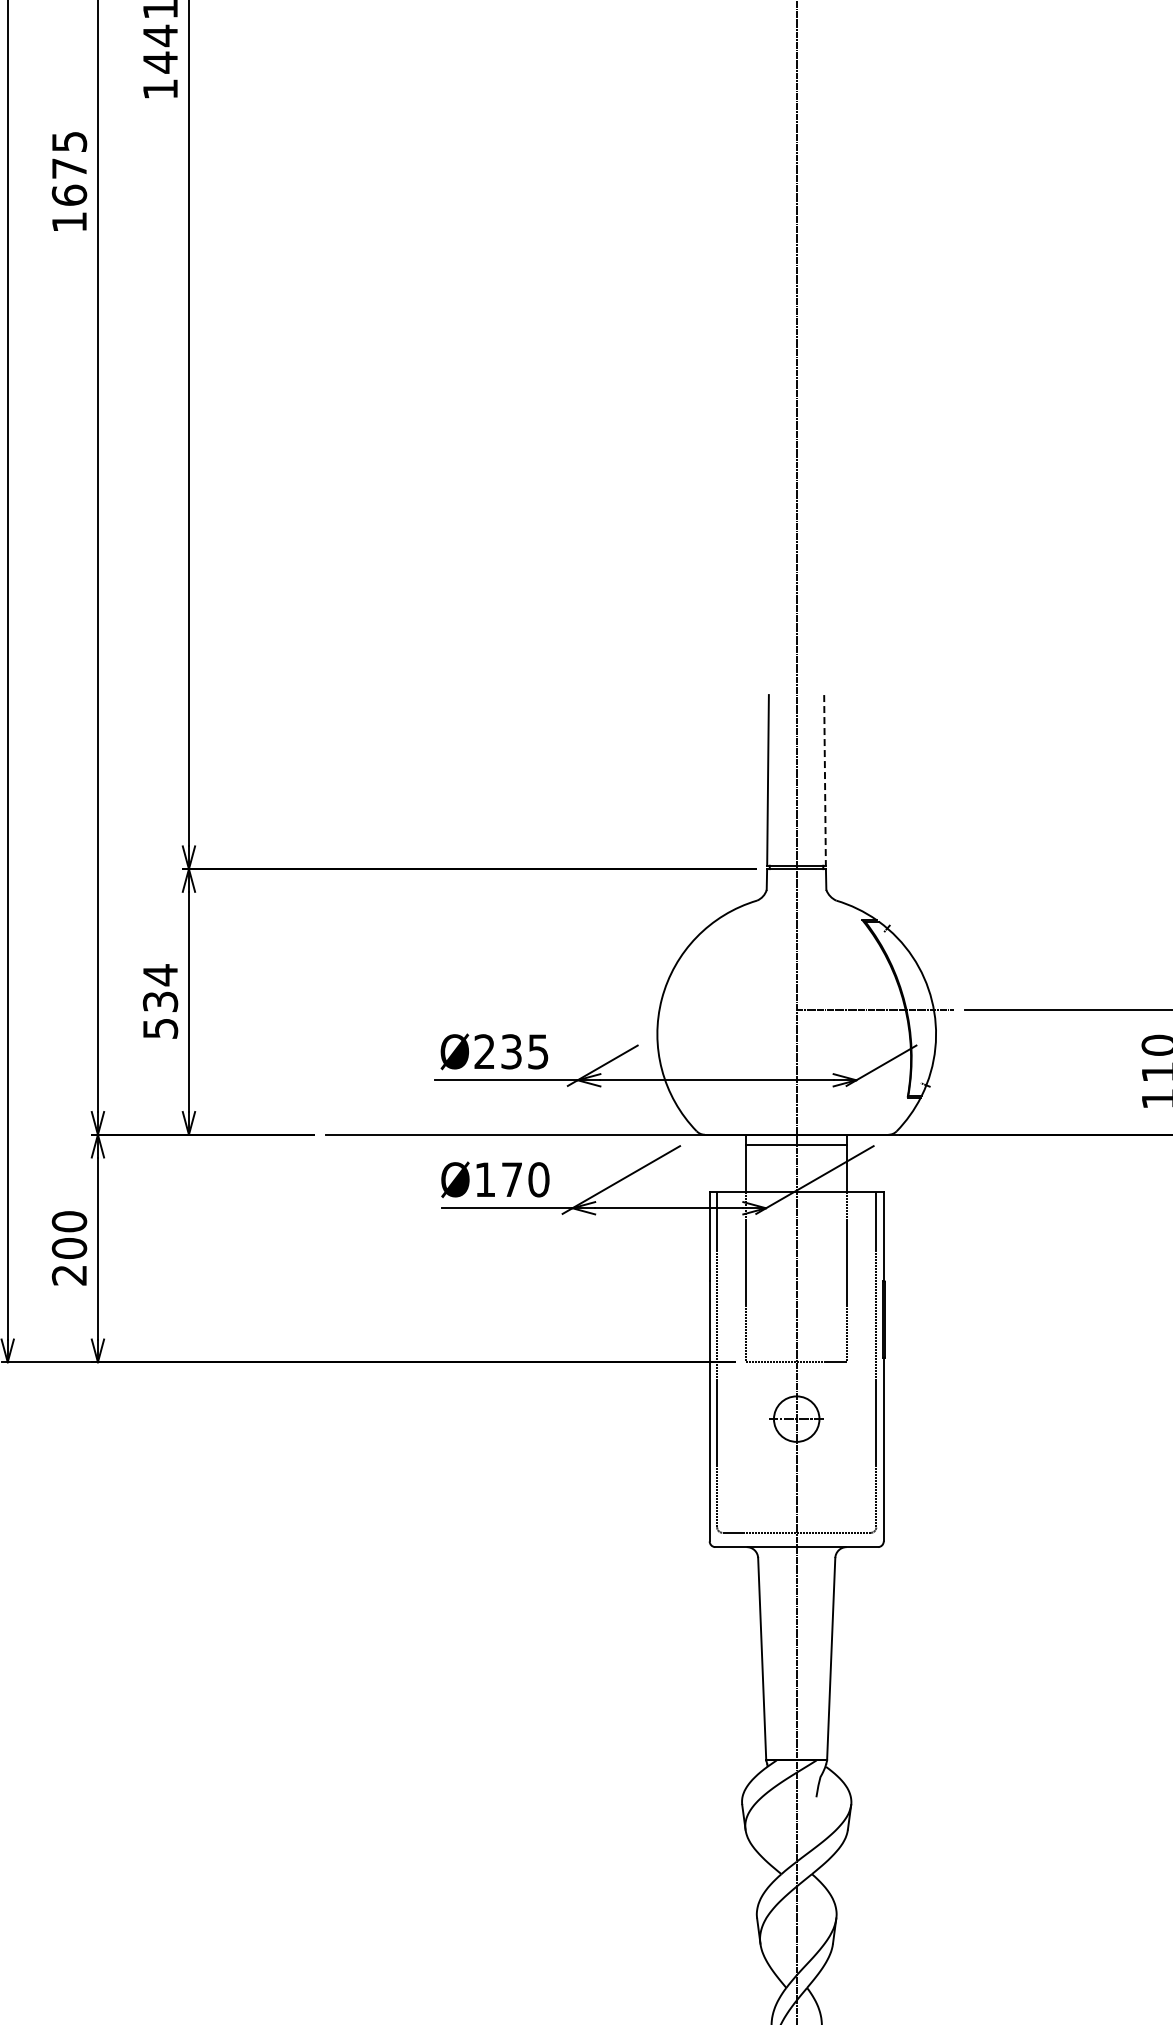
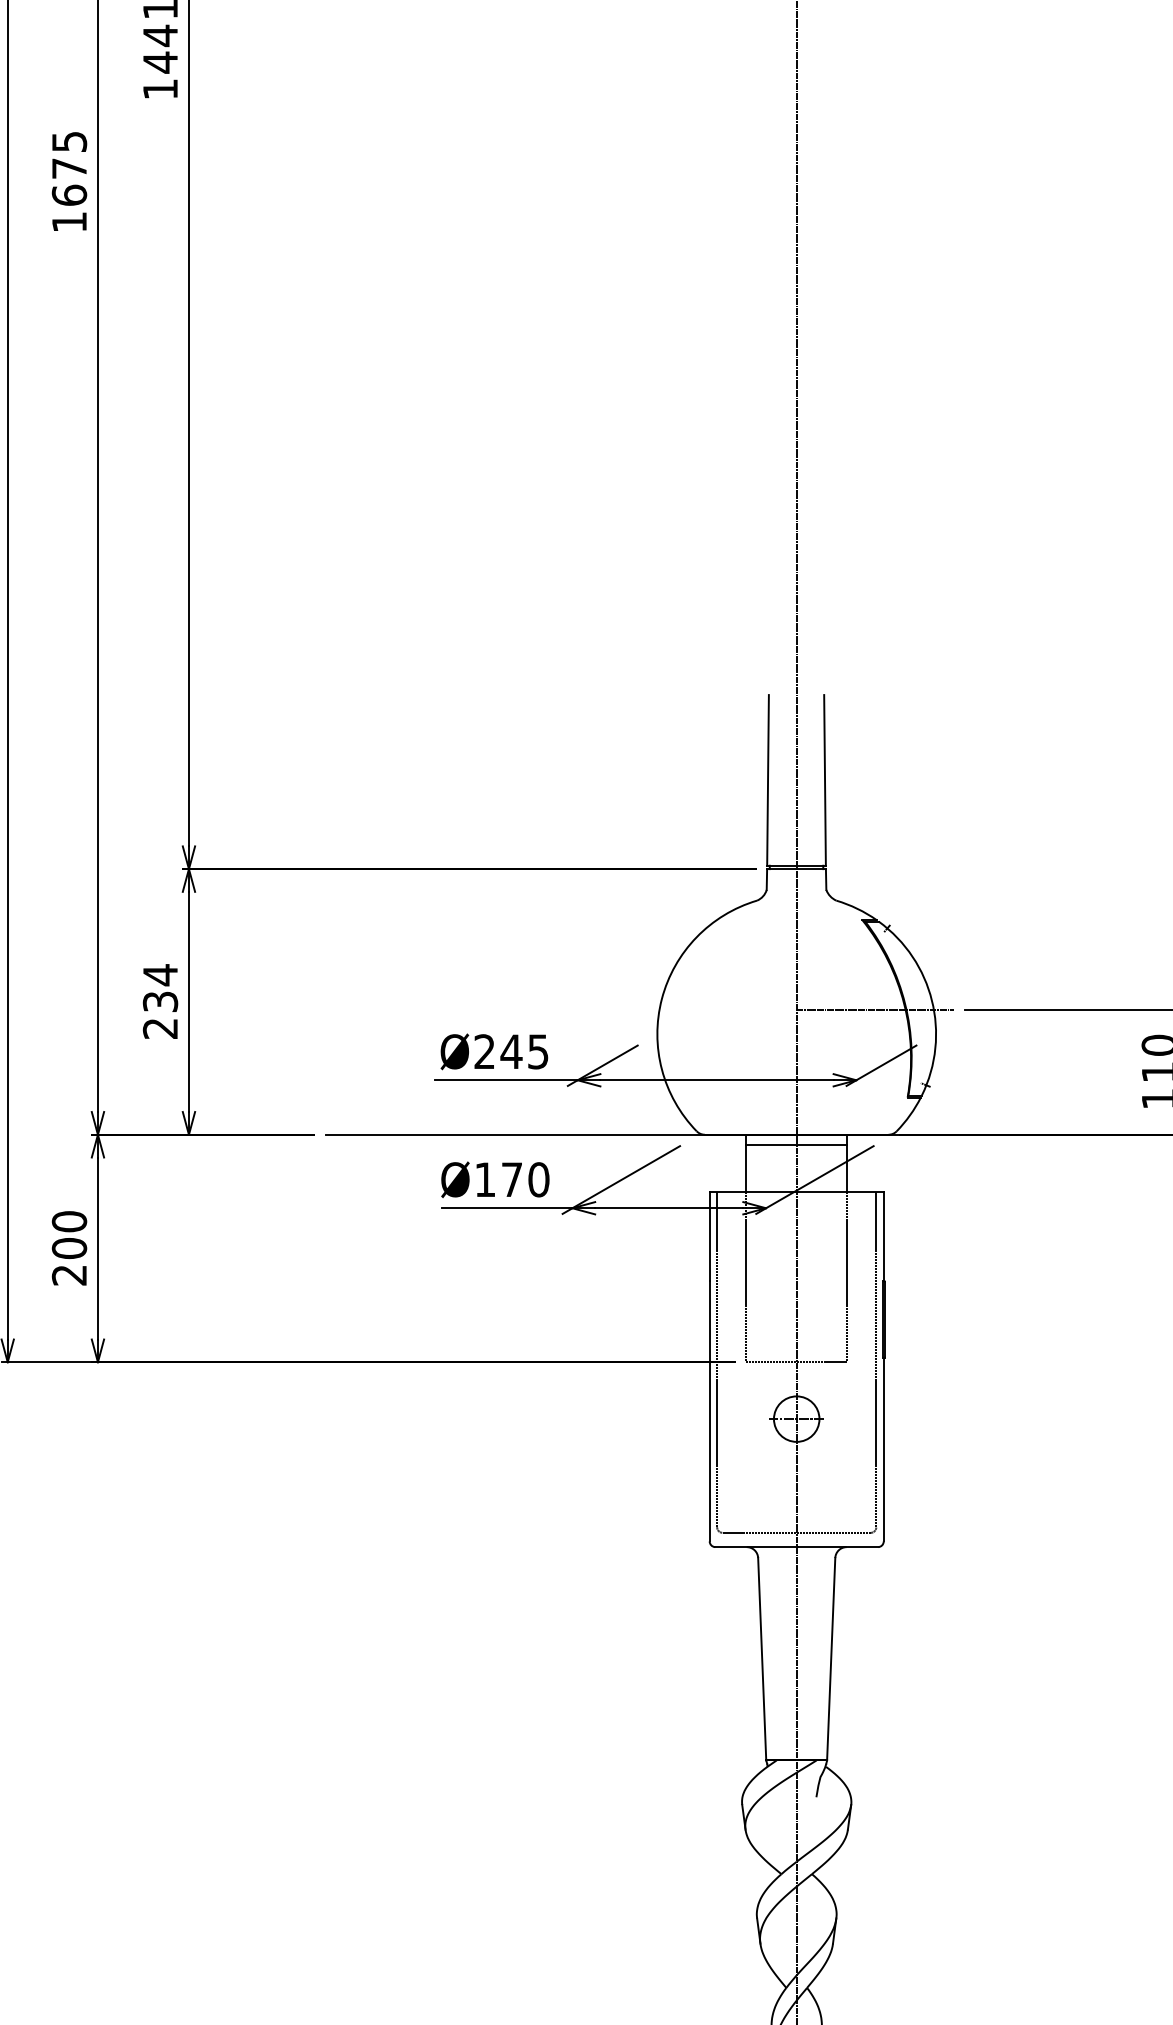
line: dashed -> solid (825, 780)
text: 534 -> 234 (160, 1028)
text: Ø235 -> Ø245 (511, 1051)
